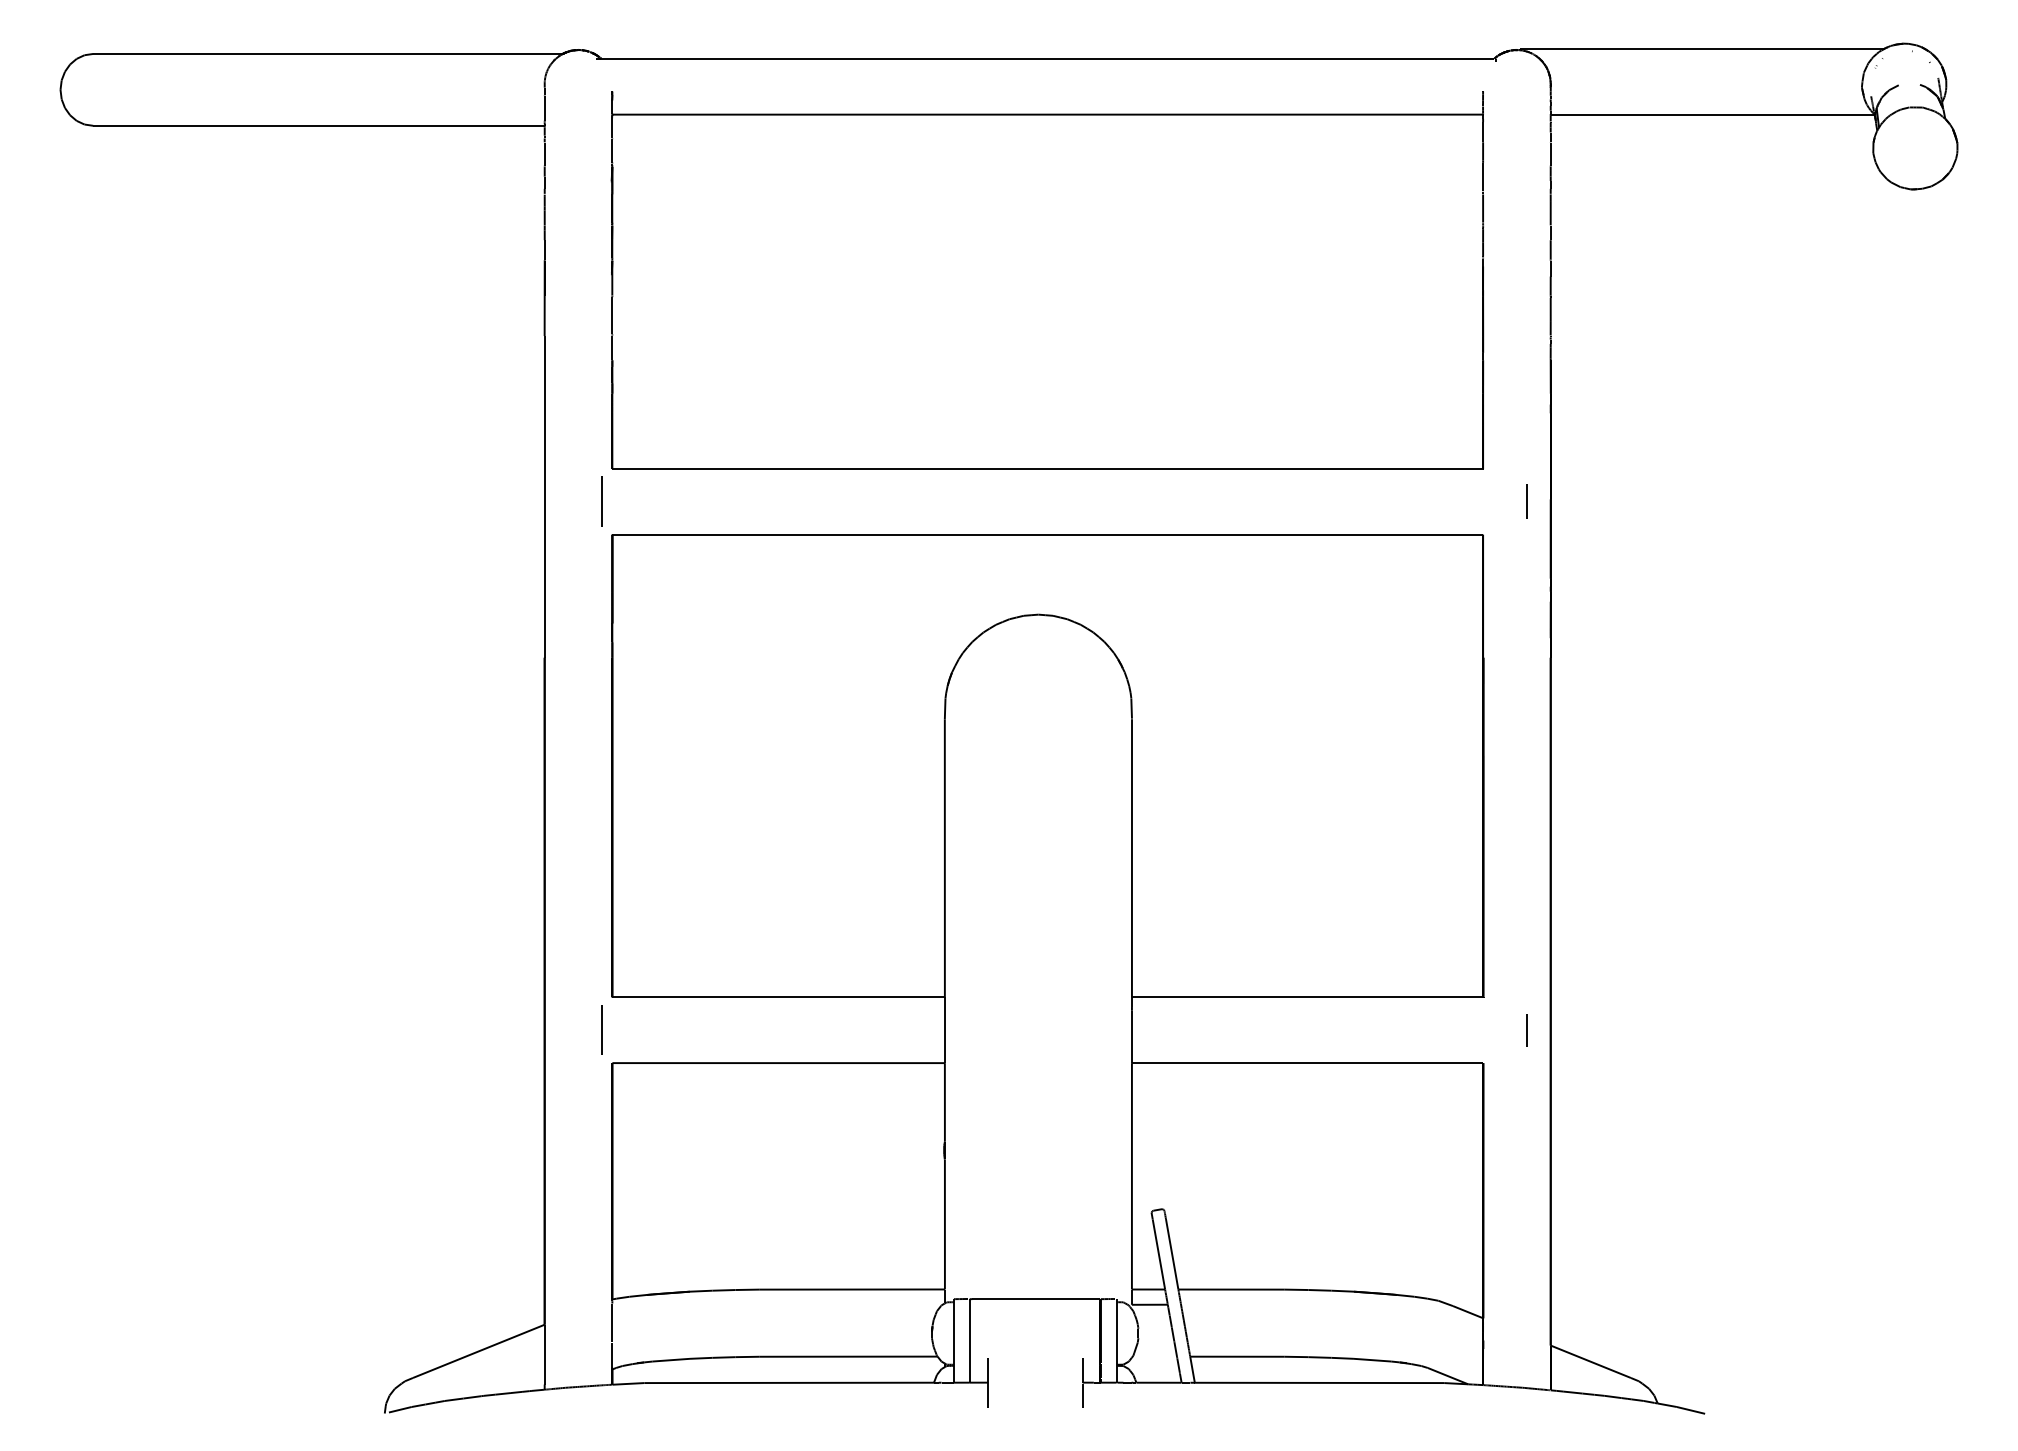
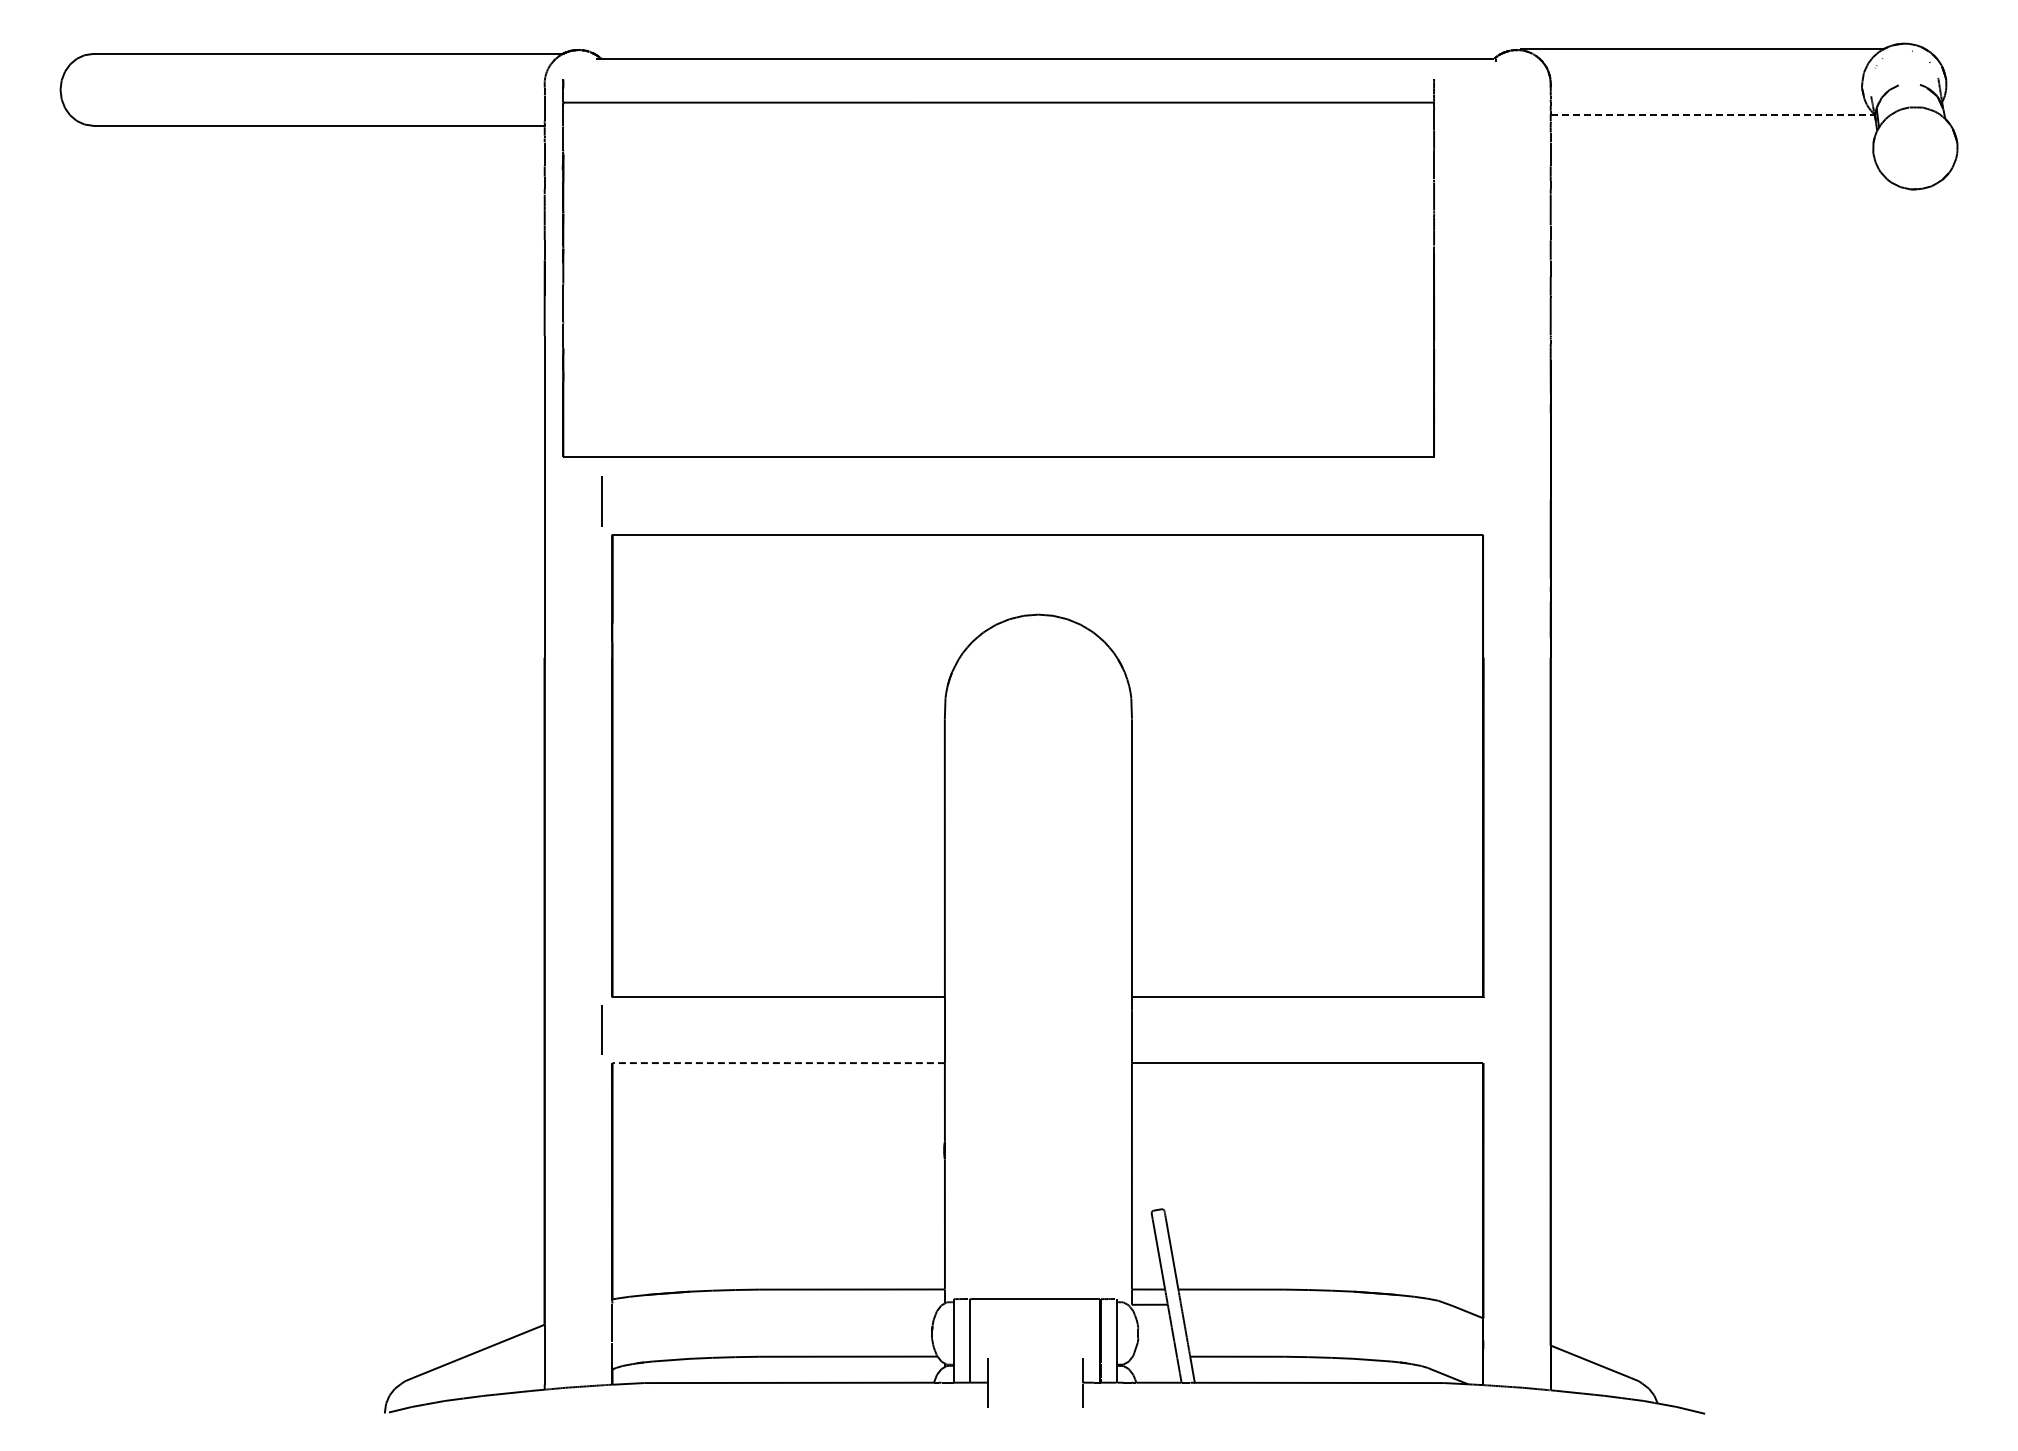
line: solid -> dashed (1712, 115)
part position: (1047, 280) -> (998, 268) (998, 268)
line: present -> none (1526, 501)
line: present -> none (1526, 1030)
line: solid -> dashed (778, 1063)
